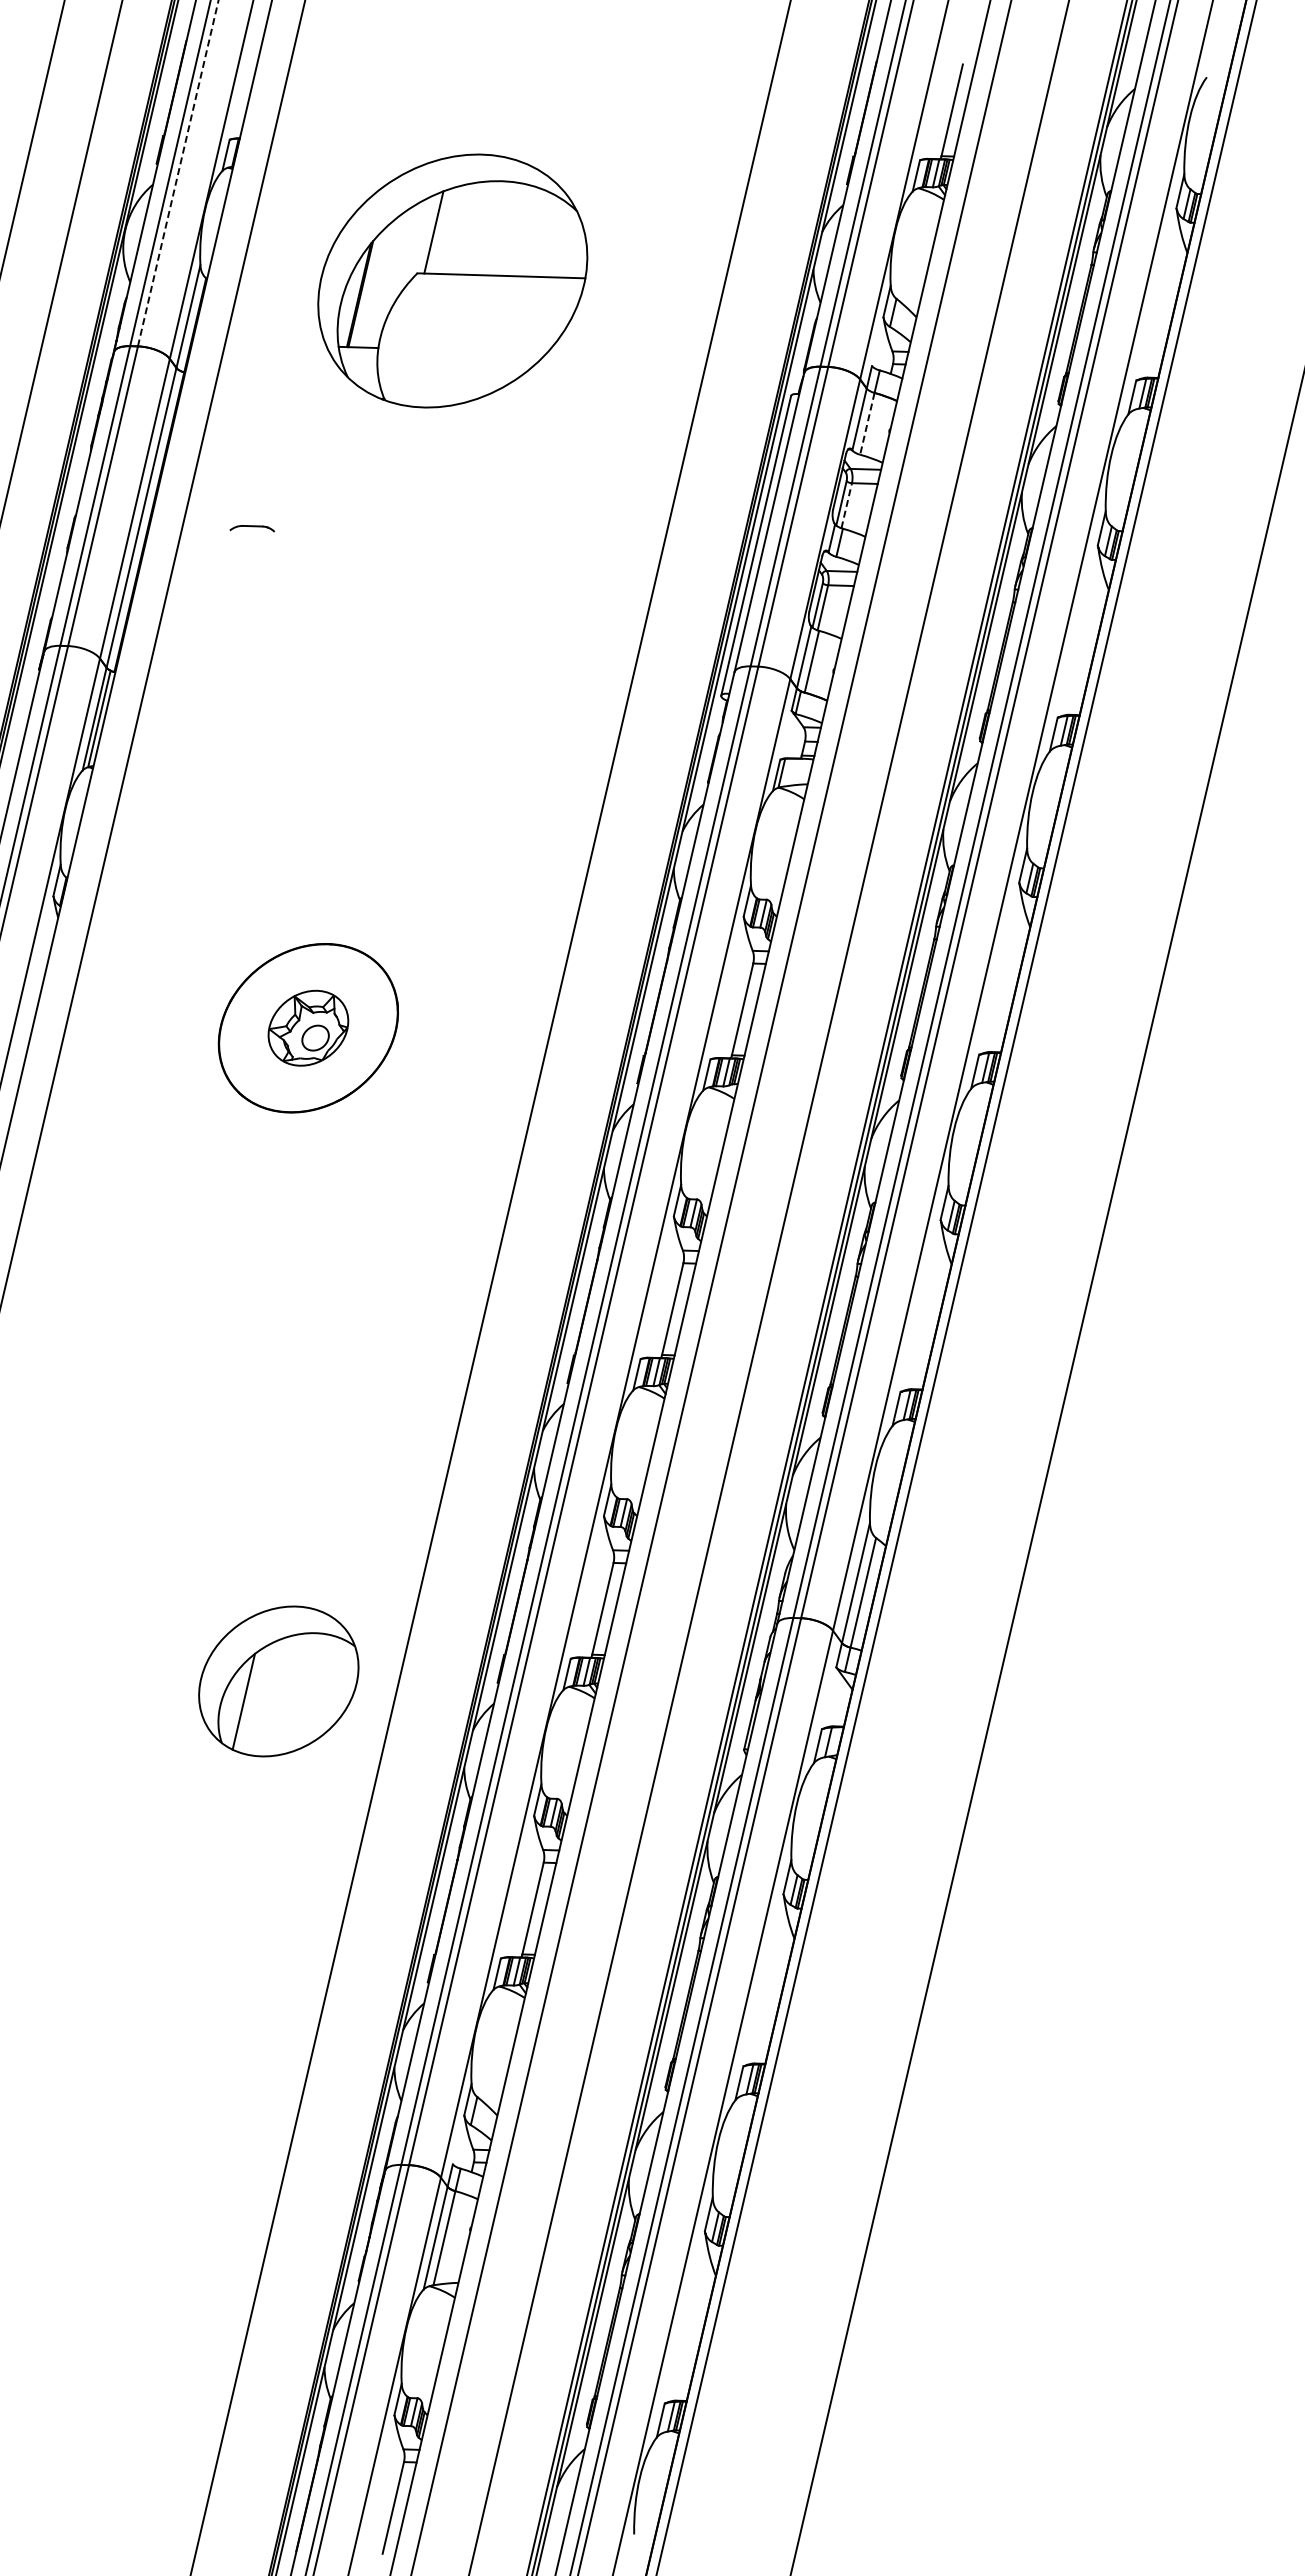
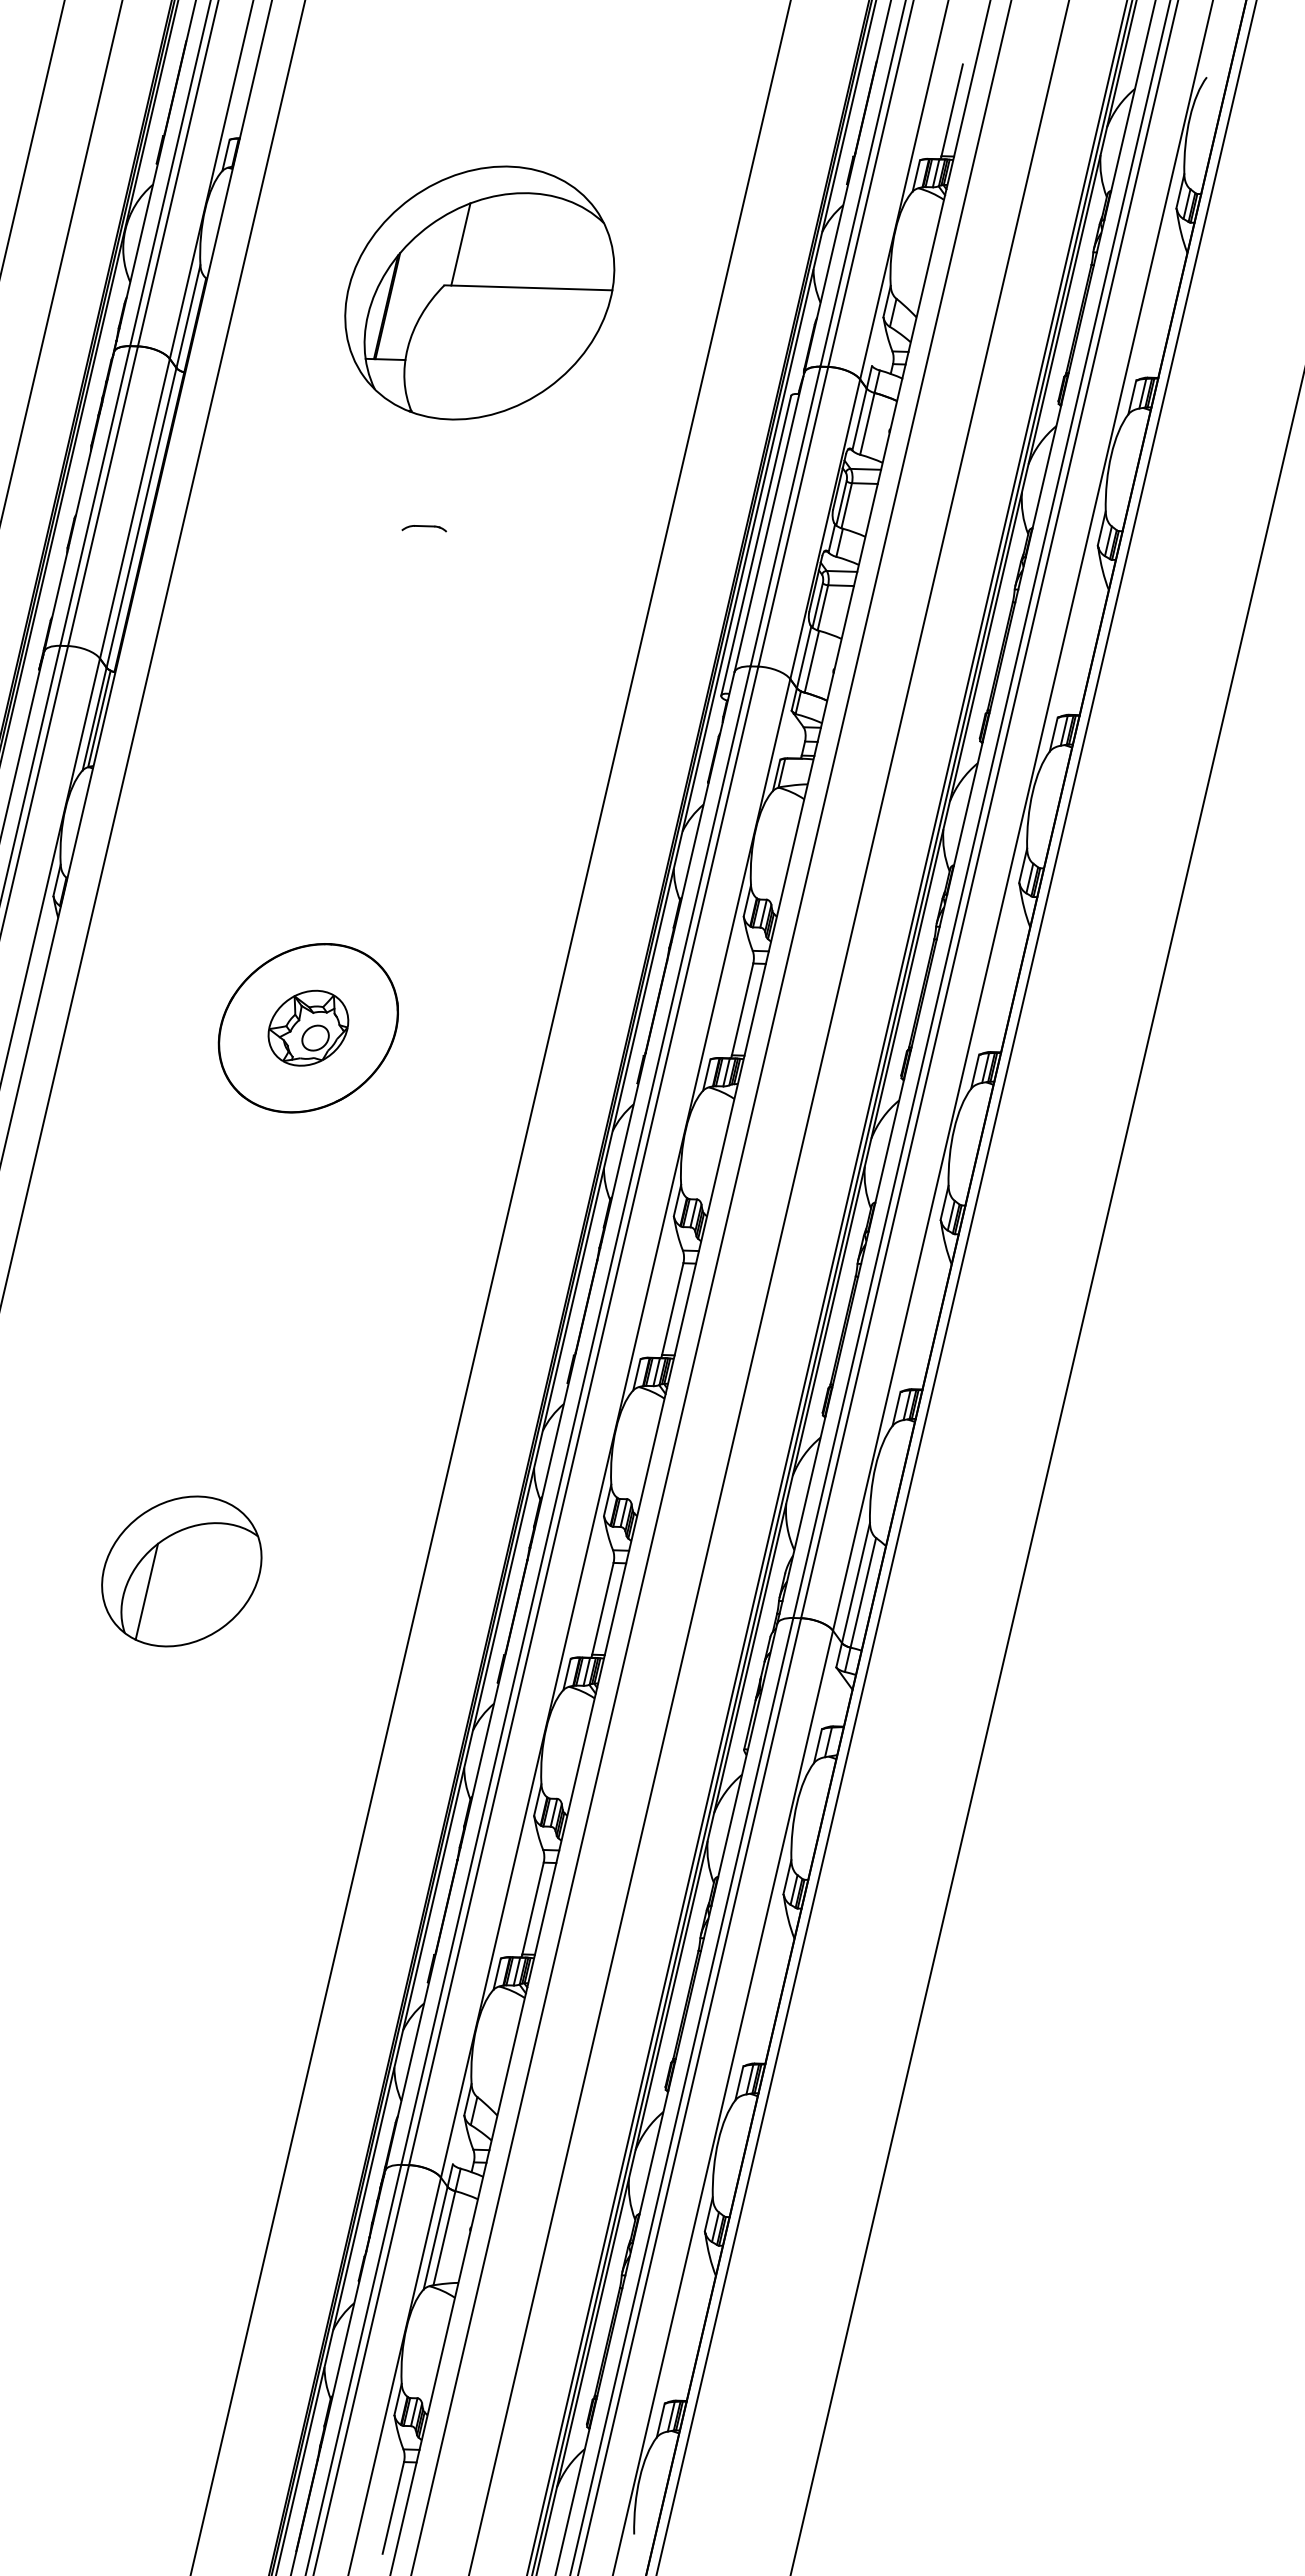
line: dashed -> solid (178, 173)
part position: (452, 280) -> (479, 292) (479, 292)
line: dashed -> solid (867, 423)
line: dashed -> solid (846, 505)
part position: (251, 528) -> (423, 528) (423, 528)
part position: (278, 1681) -> (181, 1571) (181, 1571)
